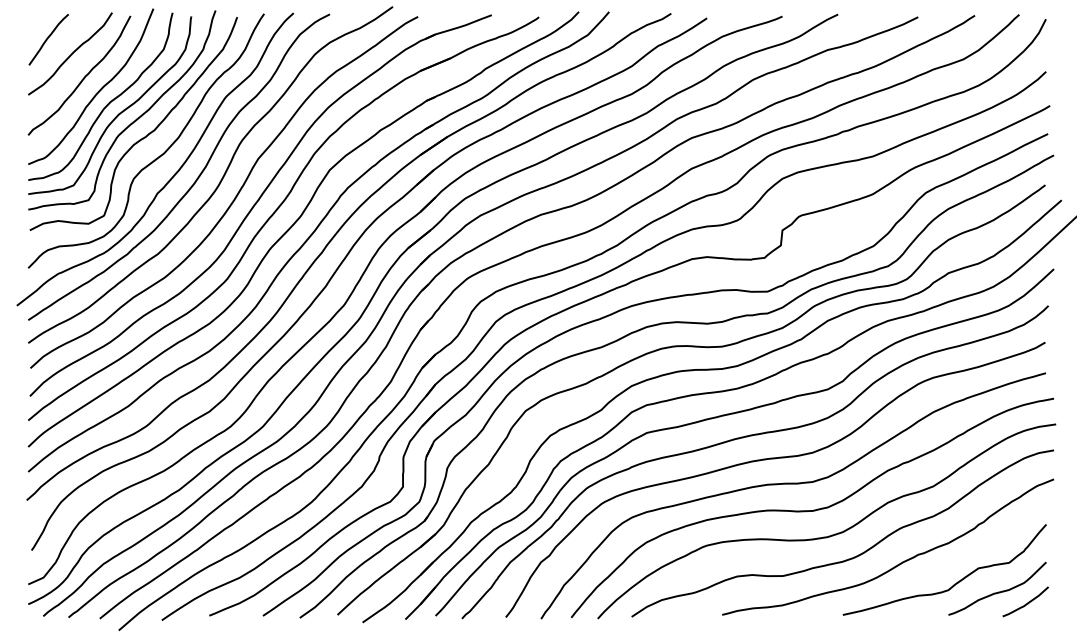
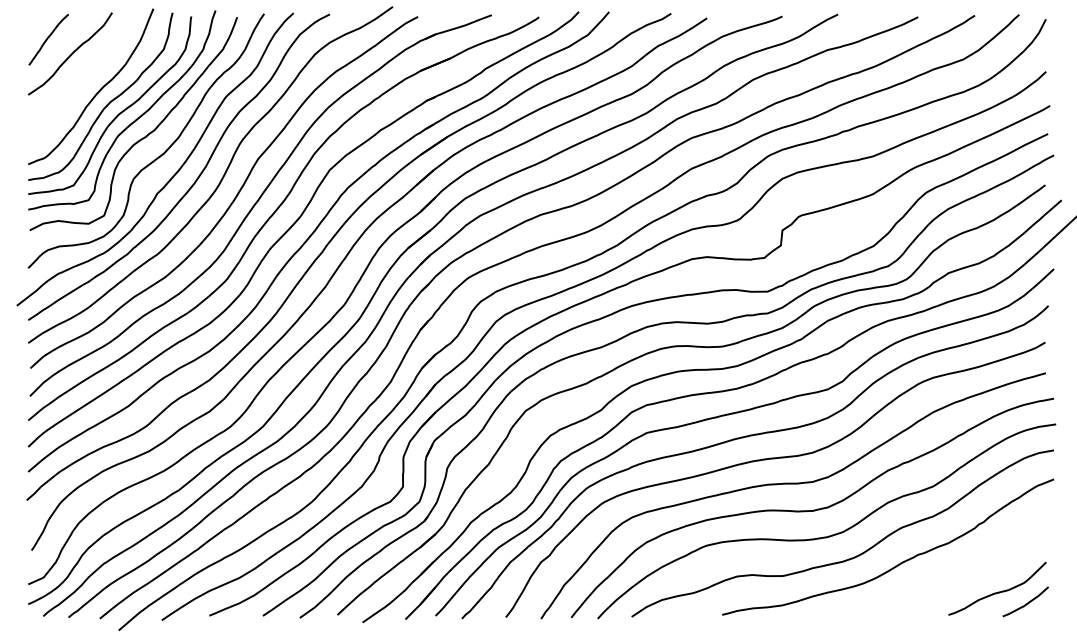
curve: present -> none (82, 78)
curve: present -> none (954, 583)
